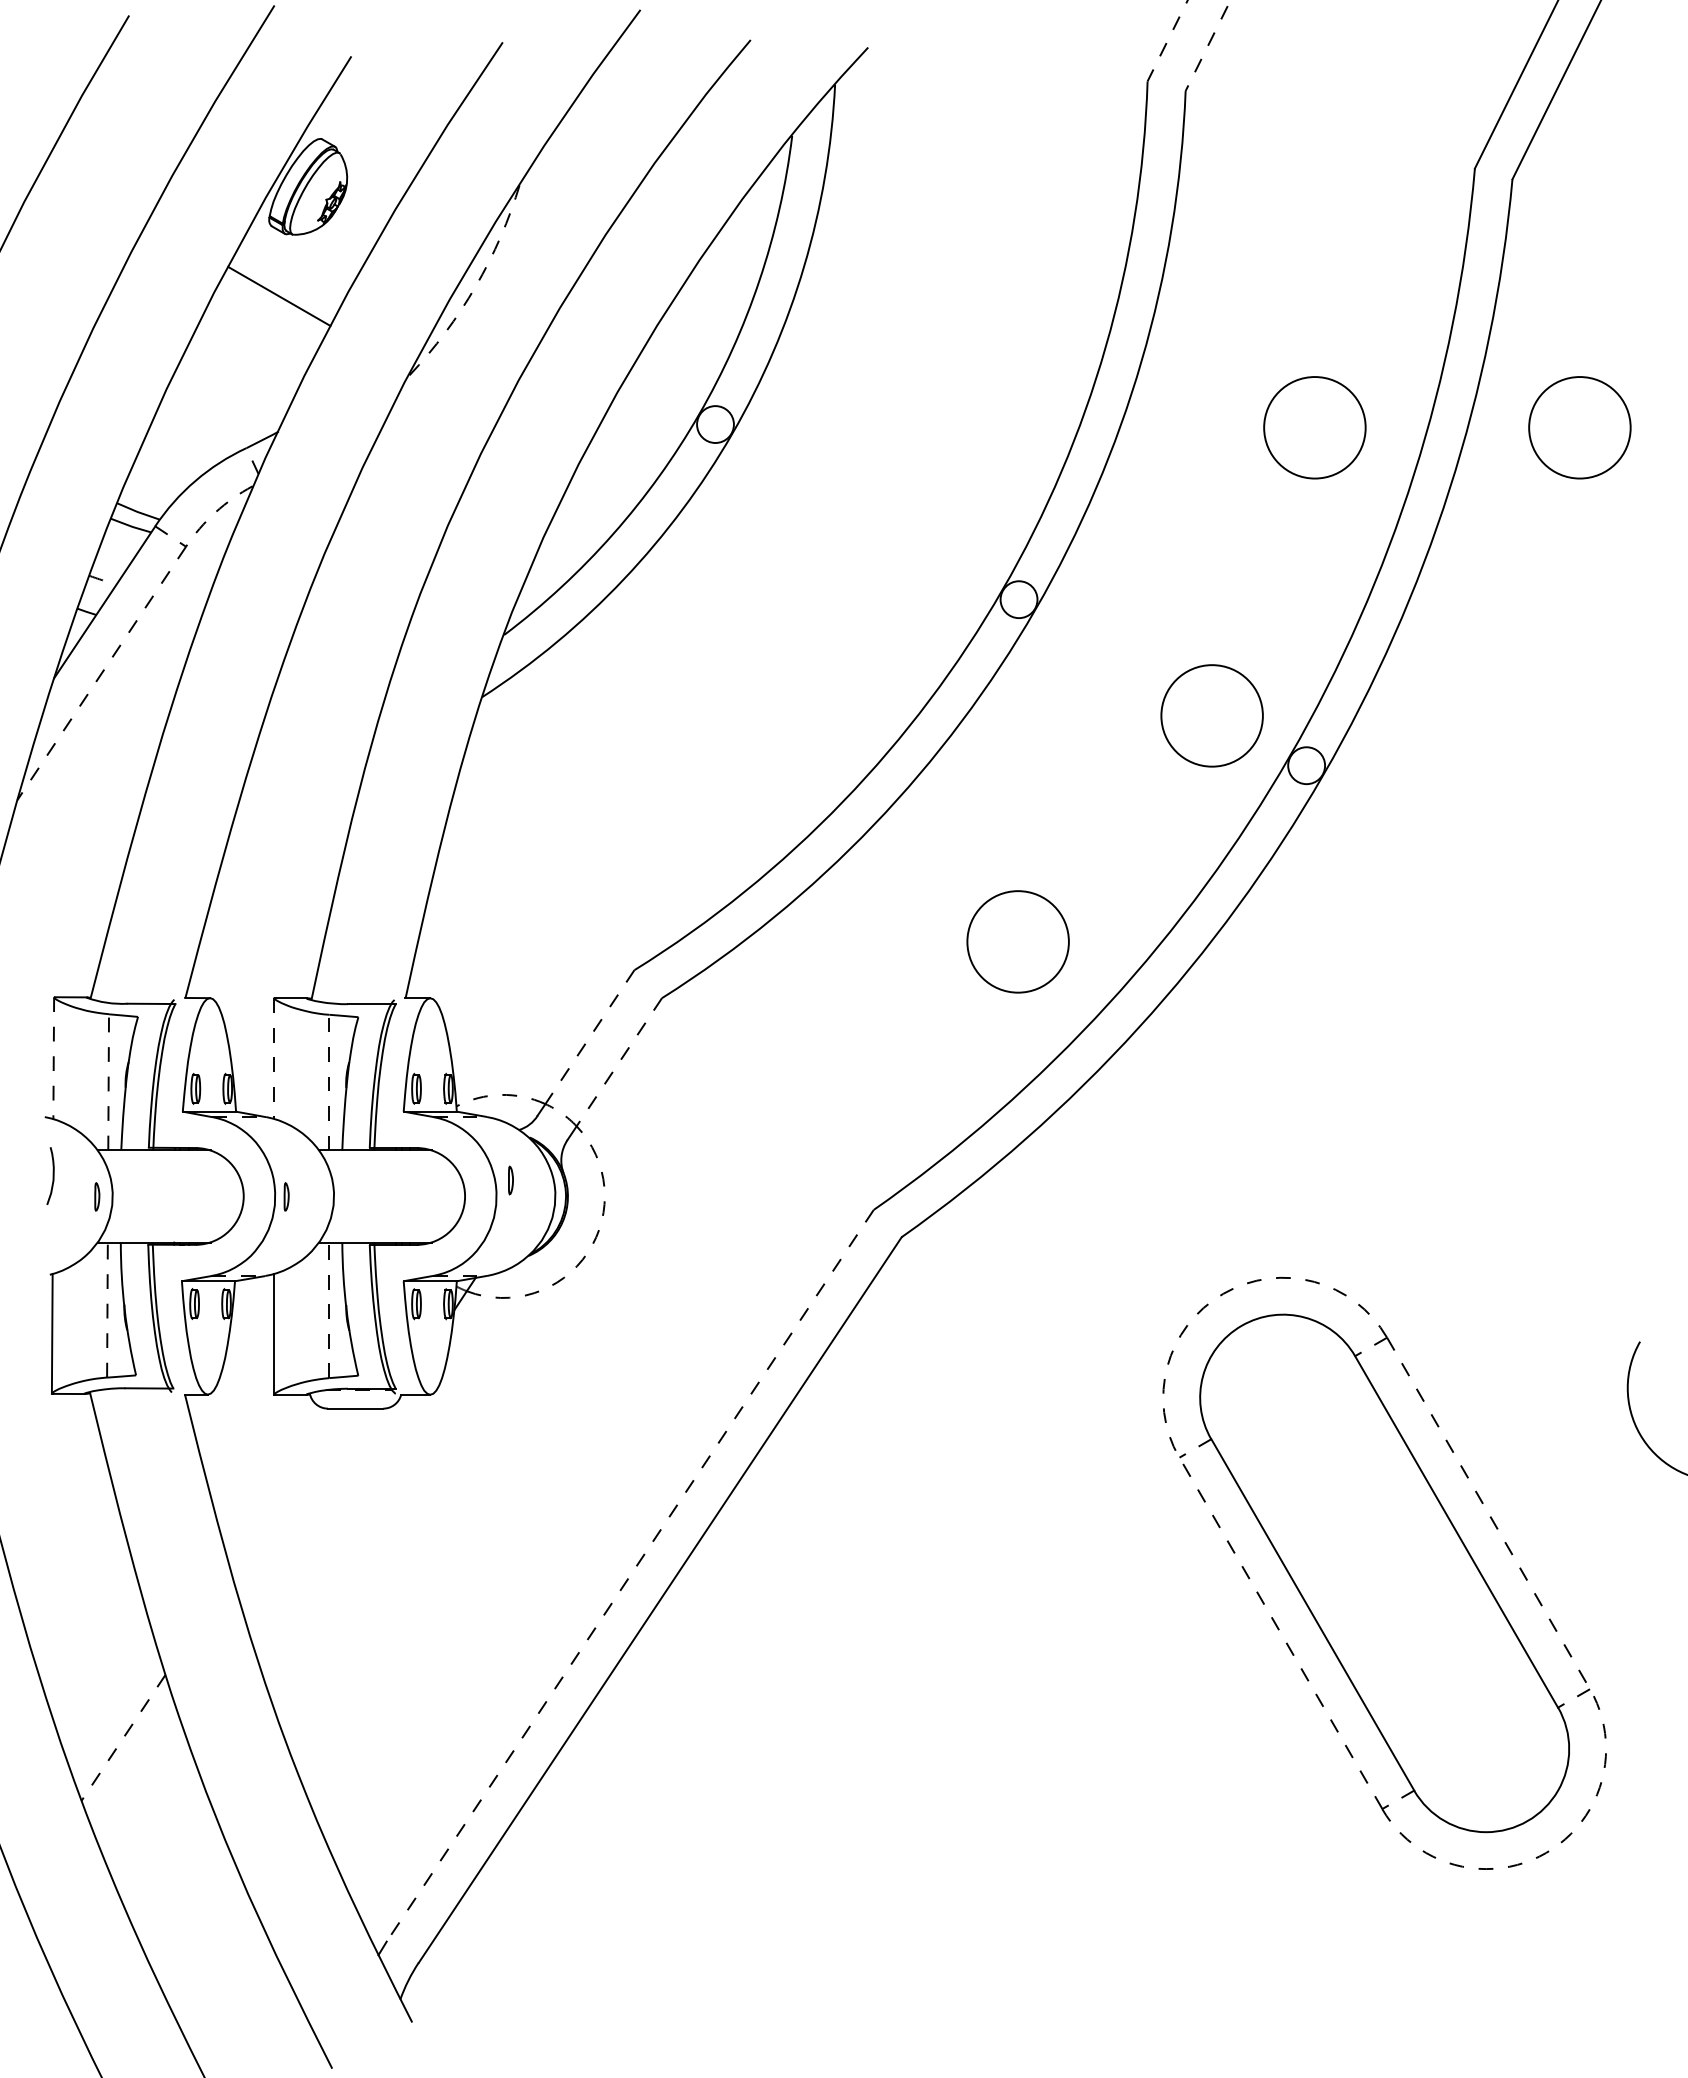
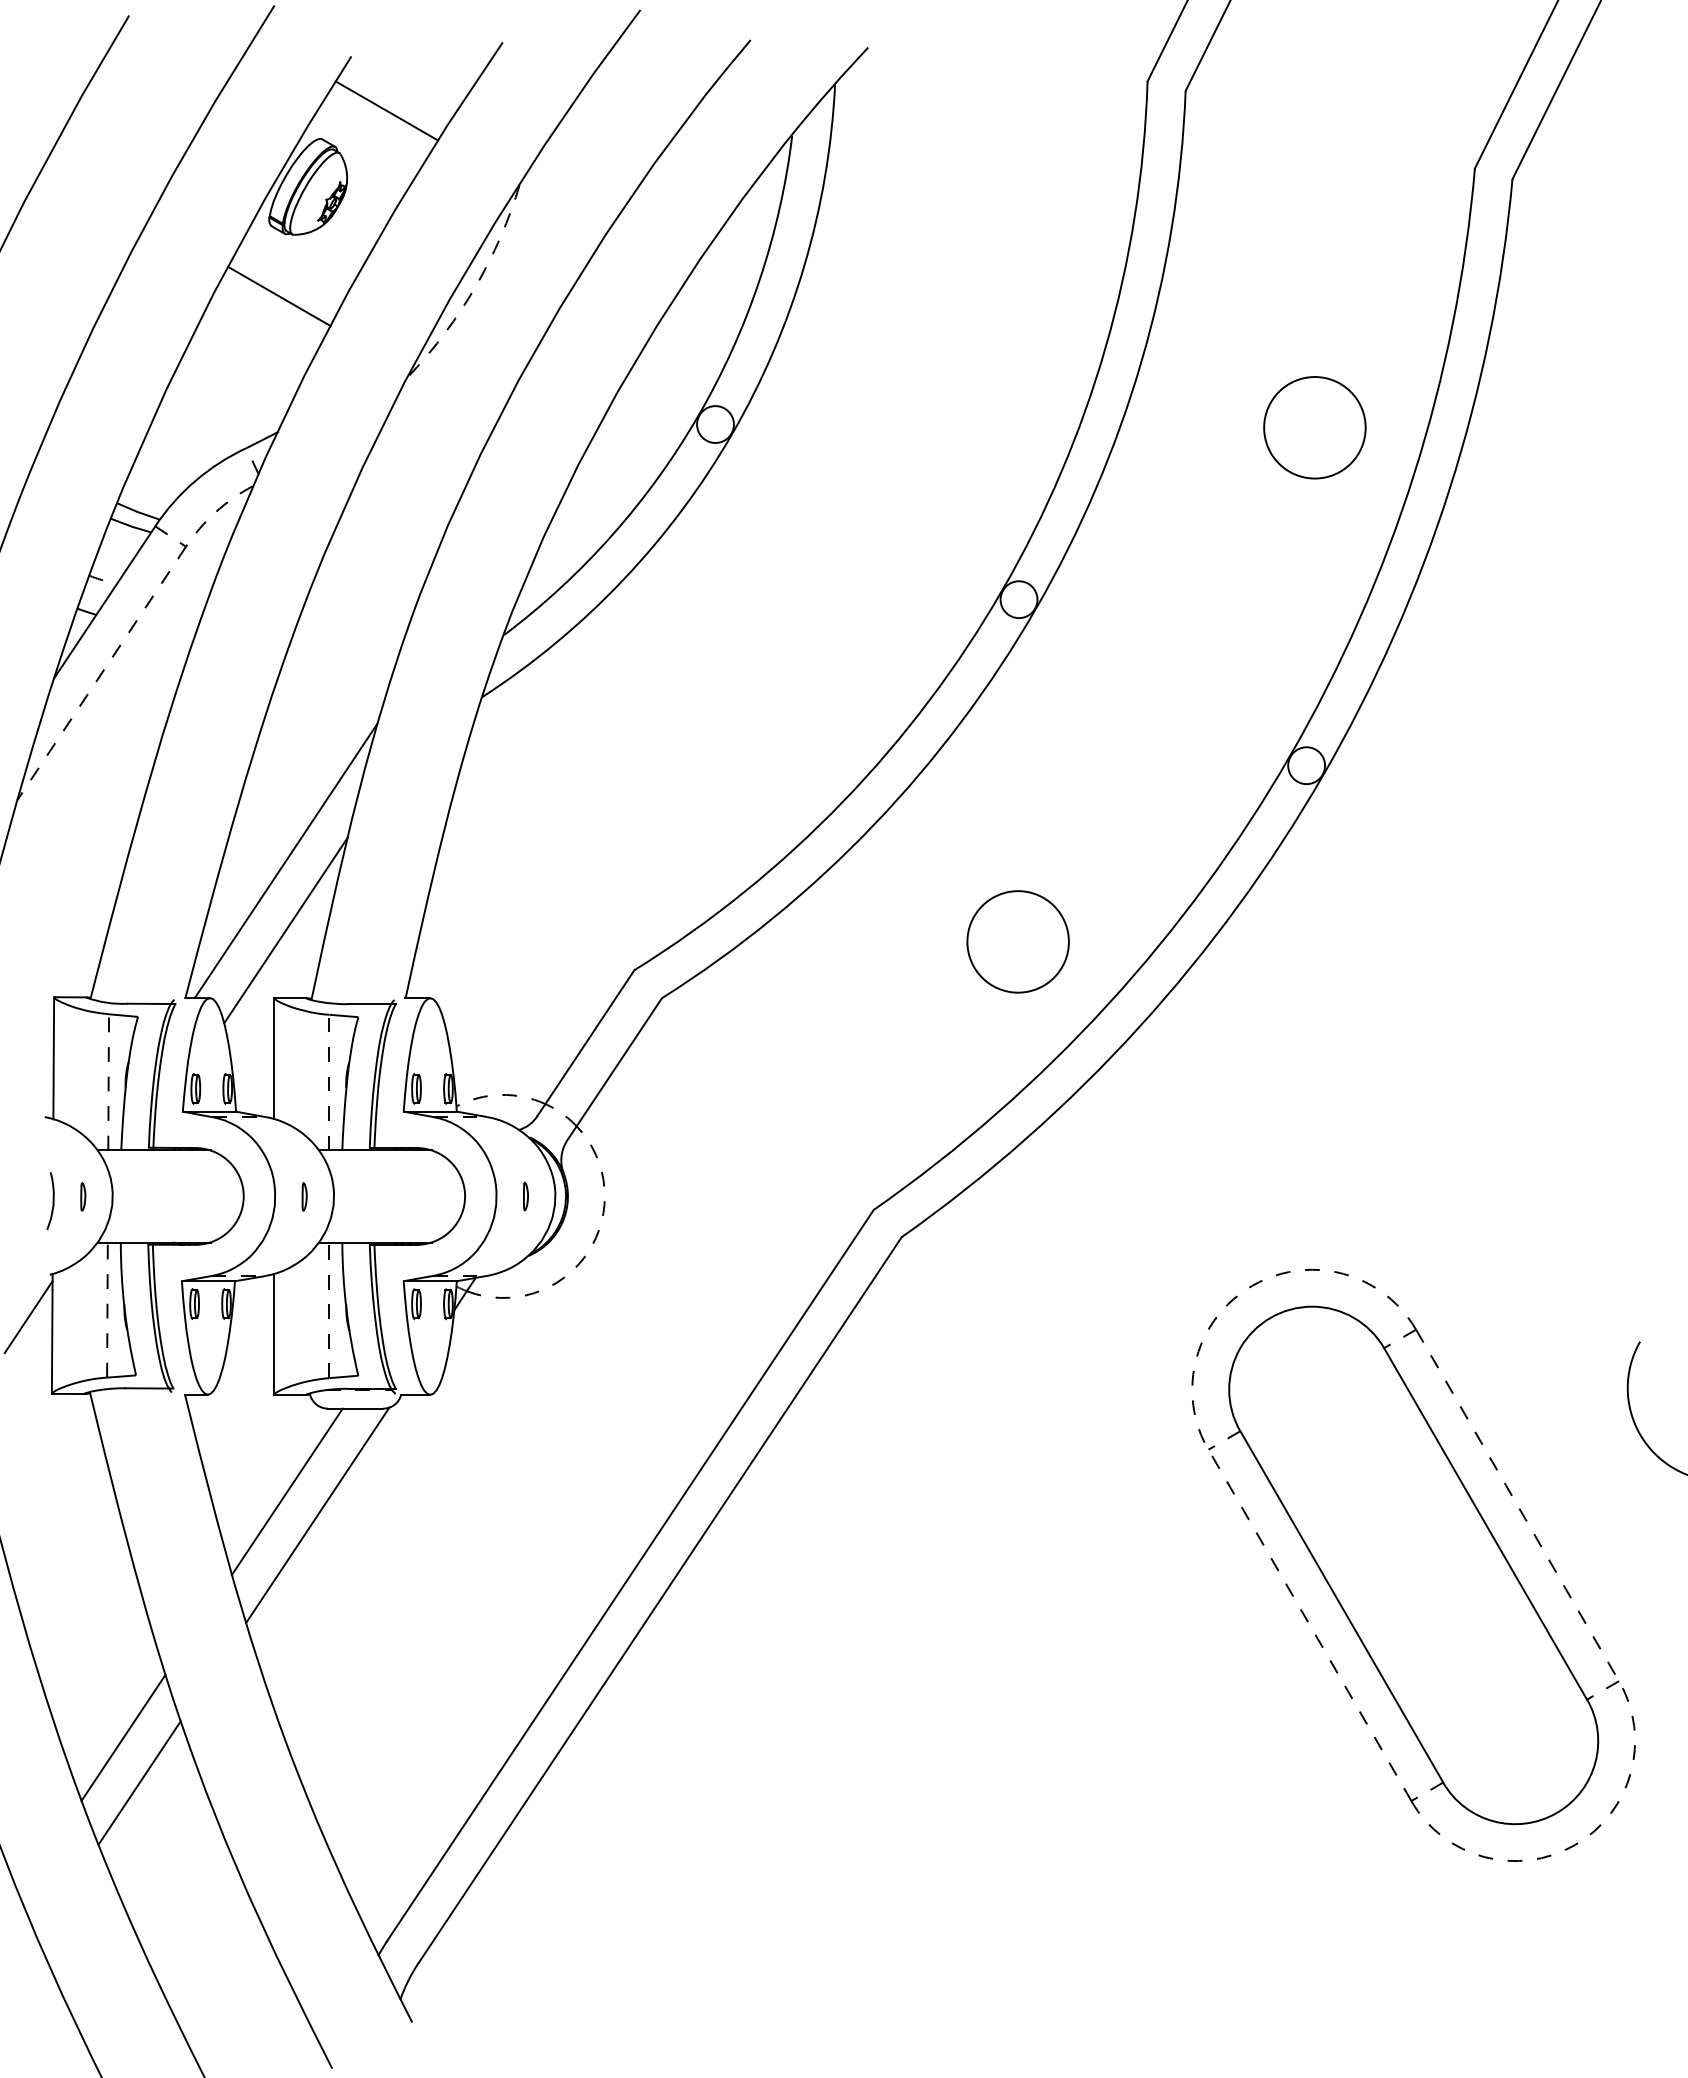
line: dashed -> solid (1167, 41)
line: dashed -> solid (1207, 46)
line: none -> present (386, 110)
circle: present -> none (1579, 427)
circle: present -> none (1211, 715)
line: none -> present (285, 860)
line: none -> present (285, 930)
line: dashed -> solid (589, 1037)
line: dashed -> solid (53, 1058)
line: dashed -> solid (274, 1059)
line: dashed -> solid (619, 1062)
curve position: (52, 1175) -> (52, 1200) (52, 1200)
part position: (510, 1180) -> (525, 1196) (525, 1196)
part position: (97, 1196) -> (83, 1196) (83, 1196)
part position: (286, 1196) -> (304, 1196) (304, 1196)
line: none -> present (28, 1317)
line: none -> present (286, 1491)
line: none -> present (317, 1515)
part position: (1384, 1572) -> (1413, 1564) (1413, 1564)
line: dashed -> solid (629, 1576)
line: dashed -> solid (123, 1737)
line: none -> present (139, 1782)
